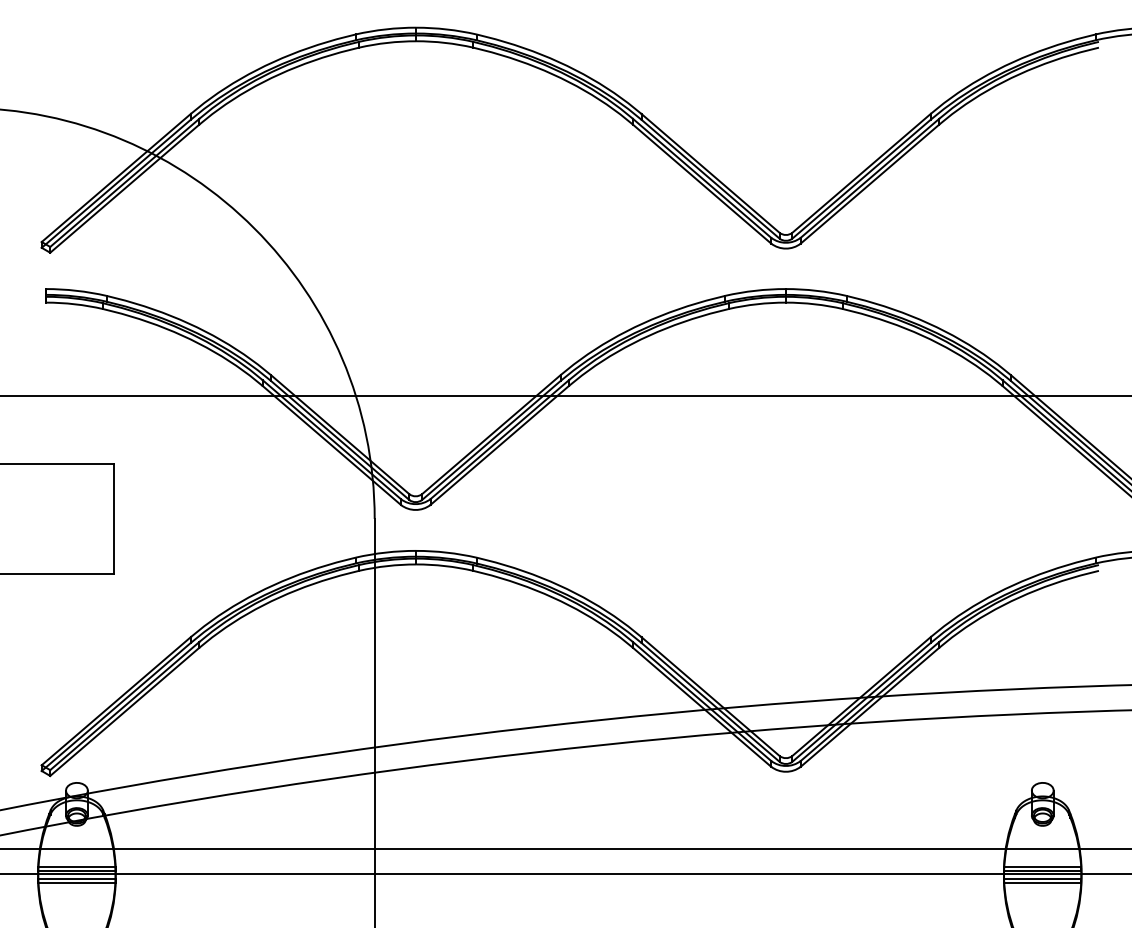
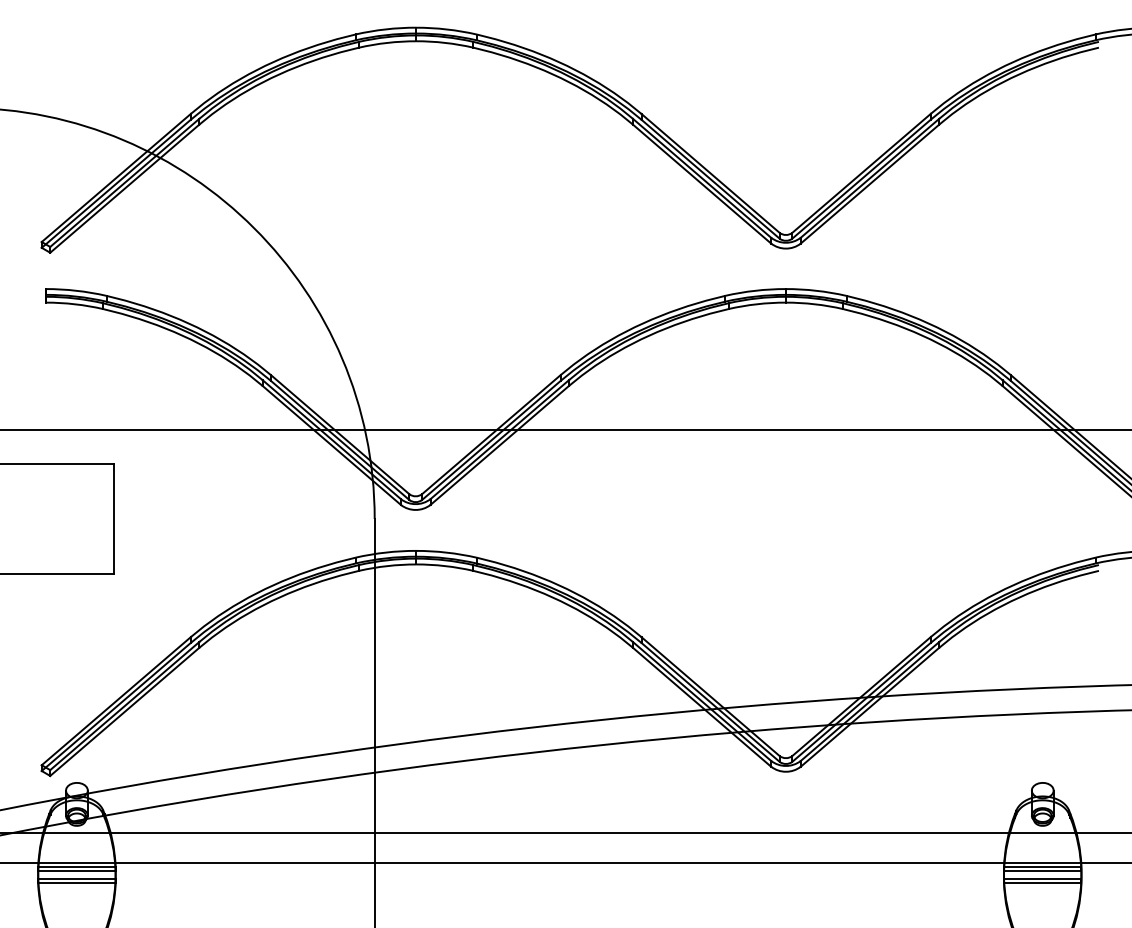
line position: (565, 395) -> (565, 429) (565, 429)
line position: (565, 849) -> (565, 833) (565, 833)
line position: (565, 874) -> (565, 863) (565, 863)
